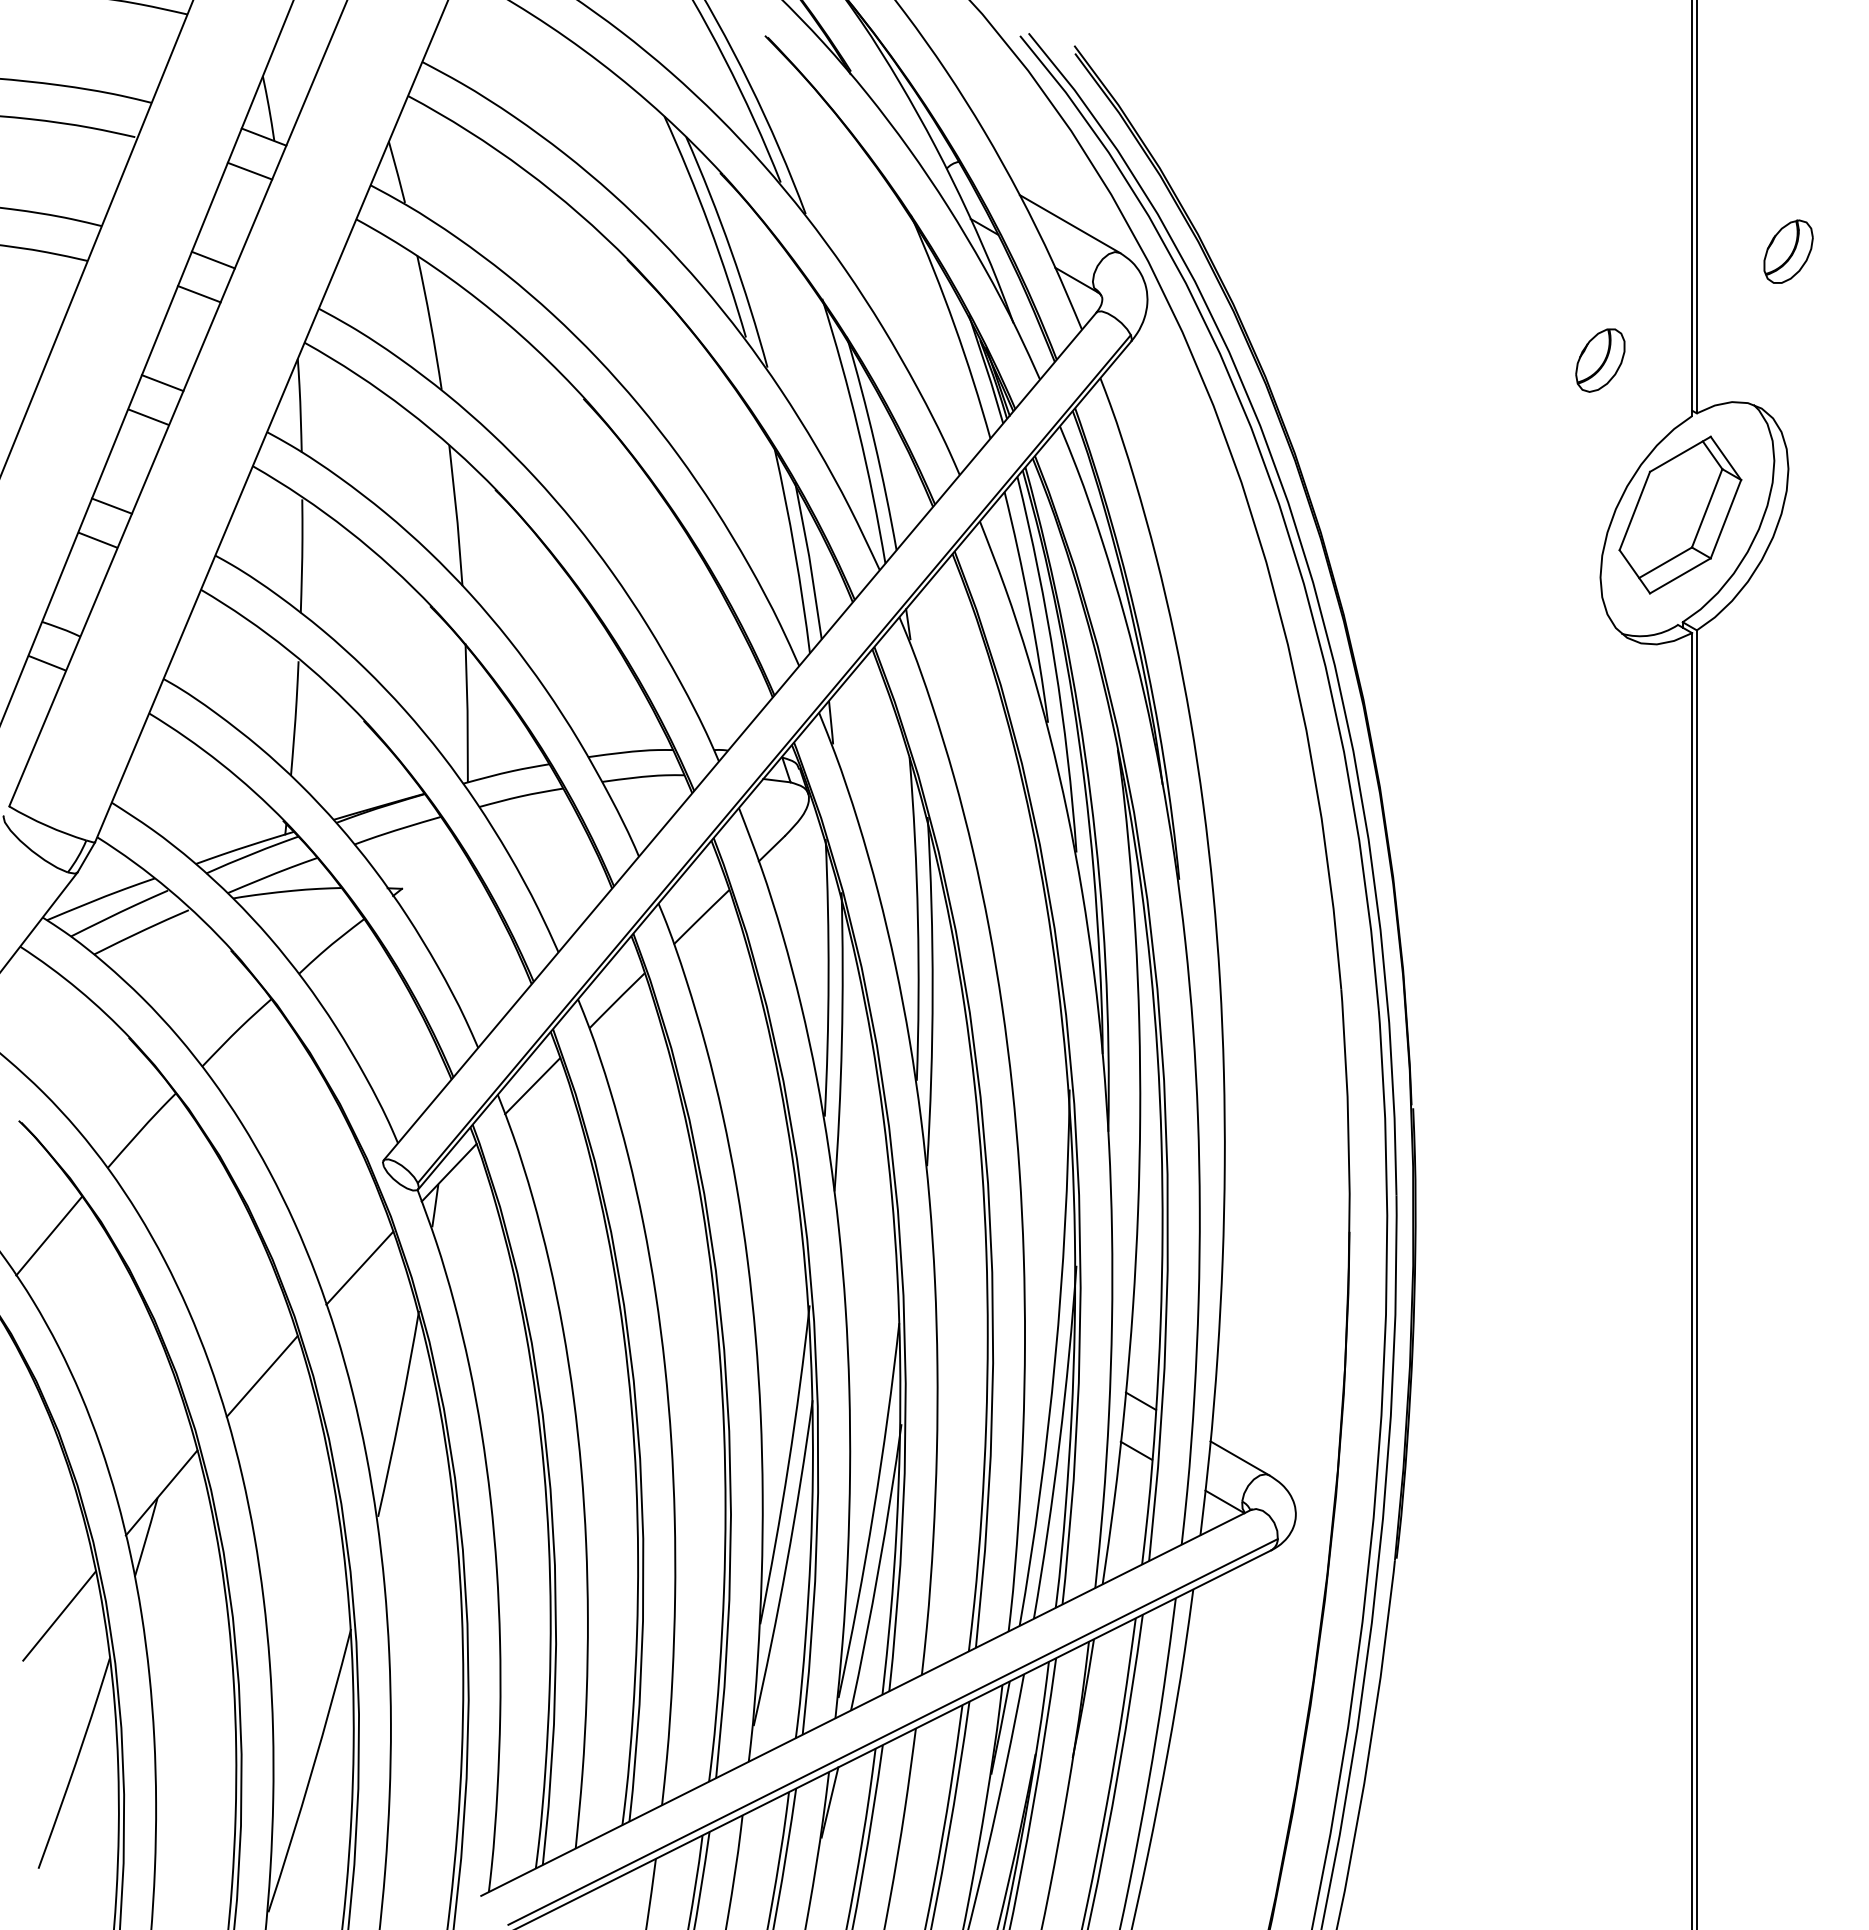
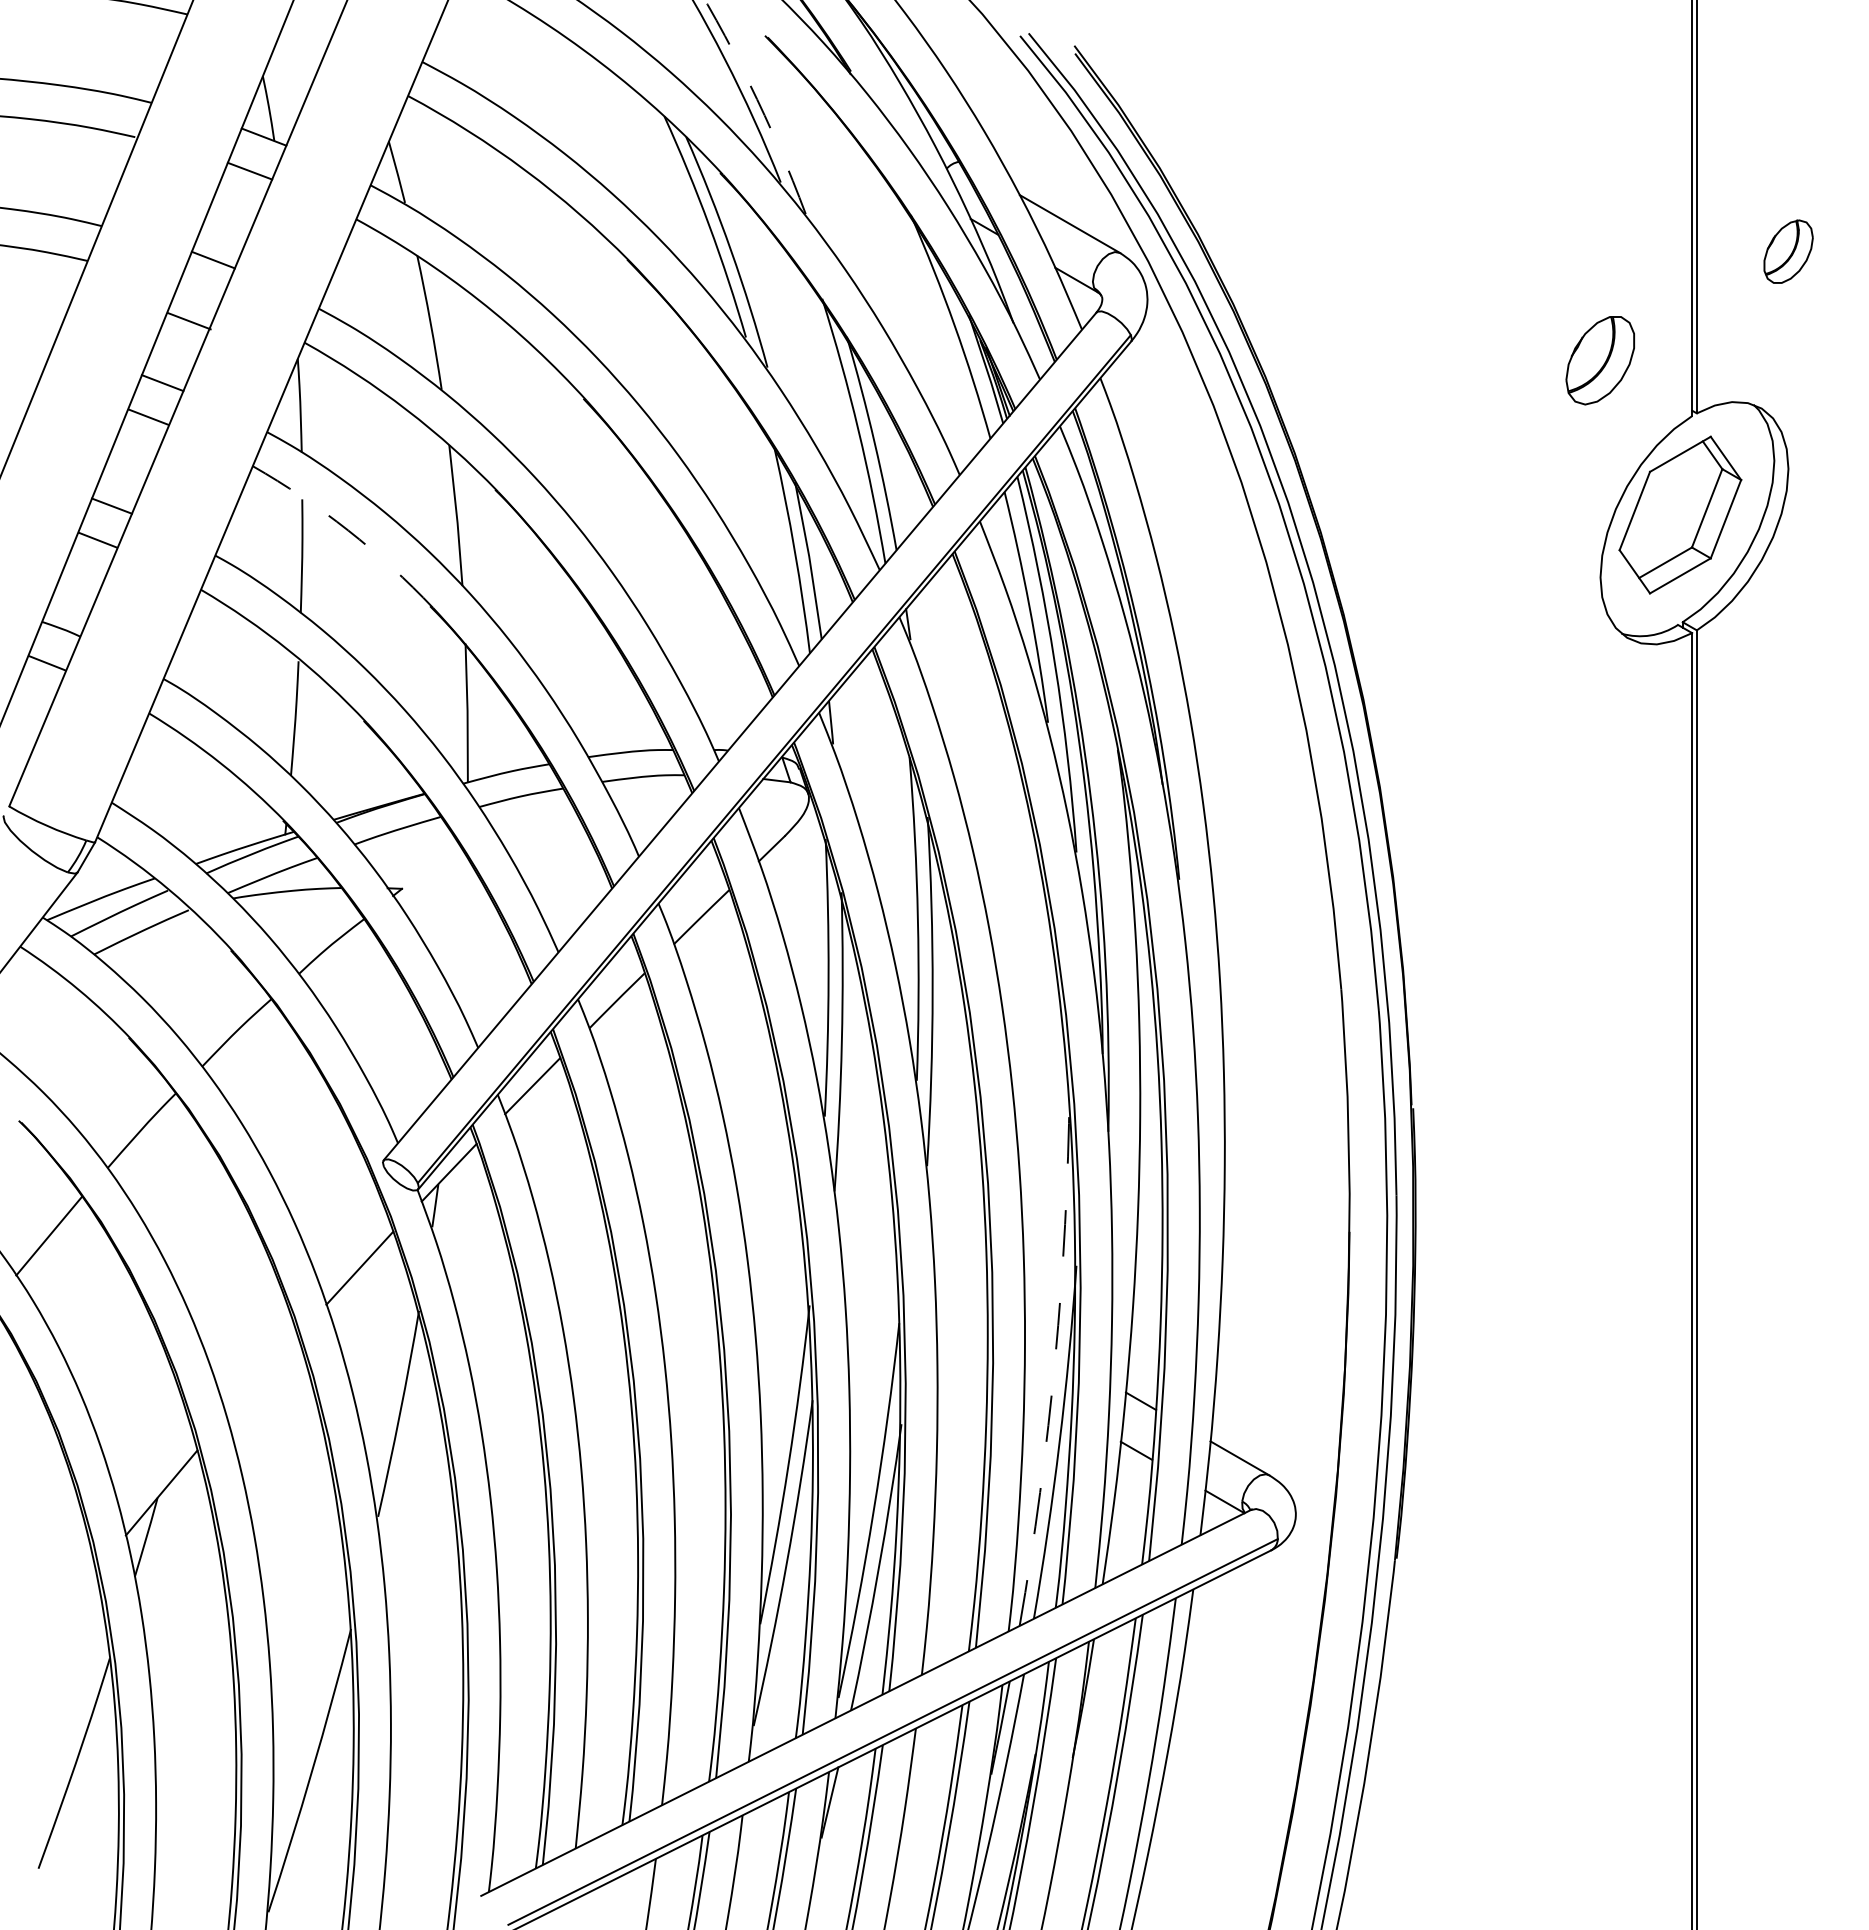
arc: solid -> dashed (759, 104)
line position: (198, 294) -> (188, 321) (188, 321)
part size: 51x65 px -> 70x90 px (1599, 360)
arc: solid -> dashed (348, 530)
arc: solid -> dashed (1055, 1358)
line: present -> none (261, 1376)
line: present -> none (59, 1615)
